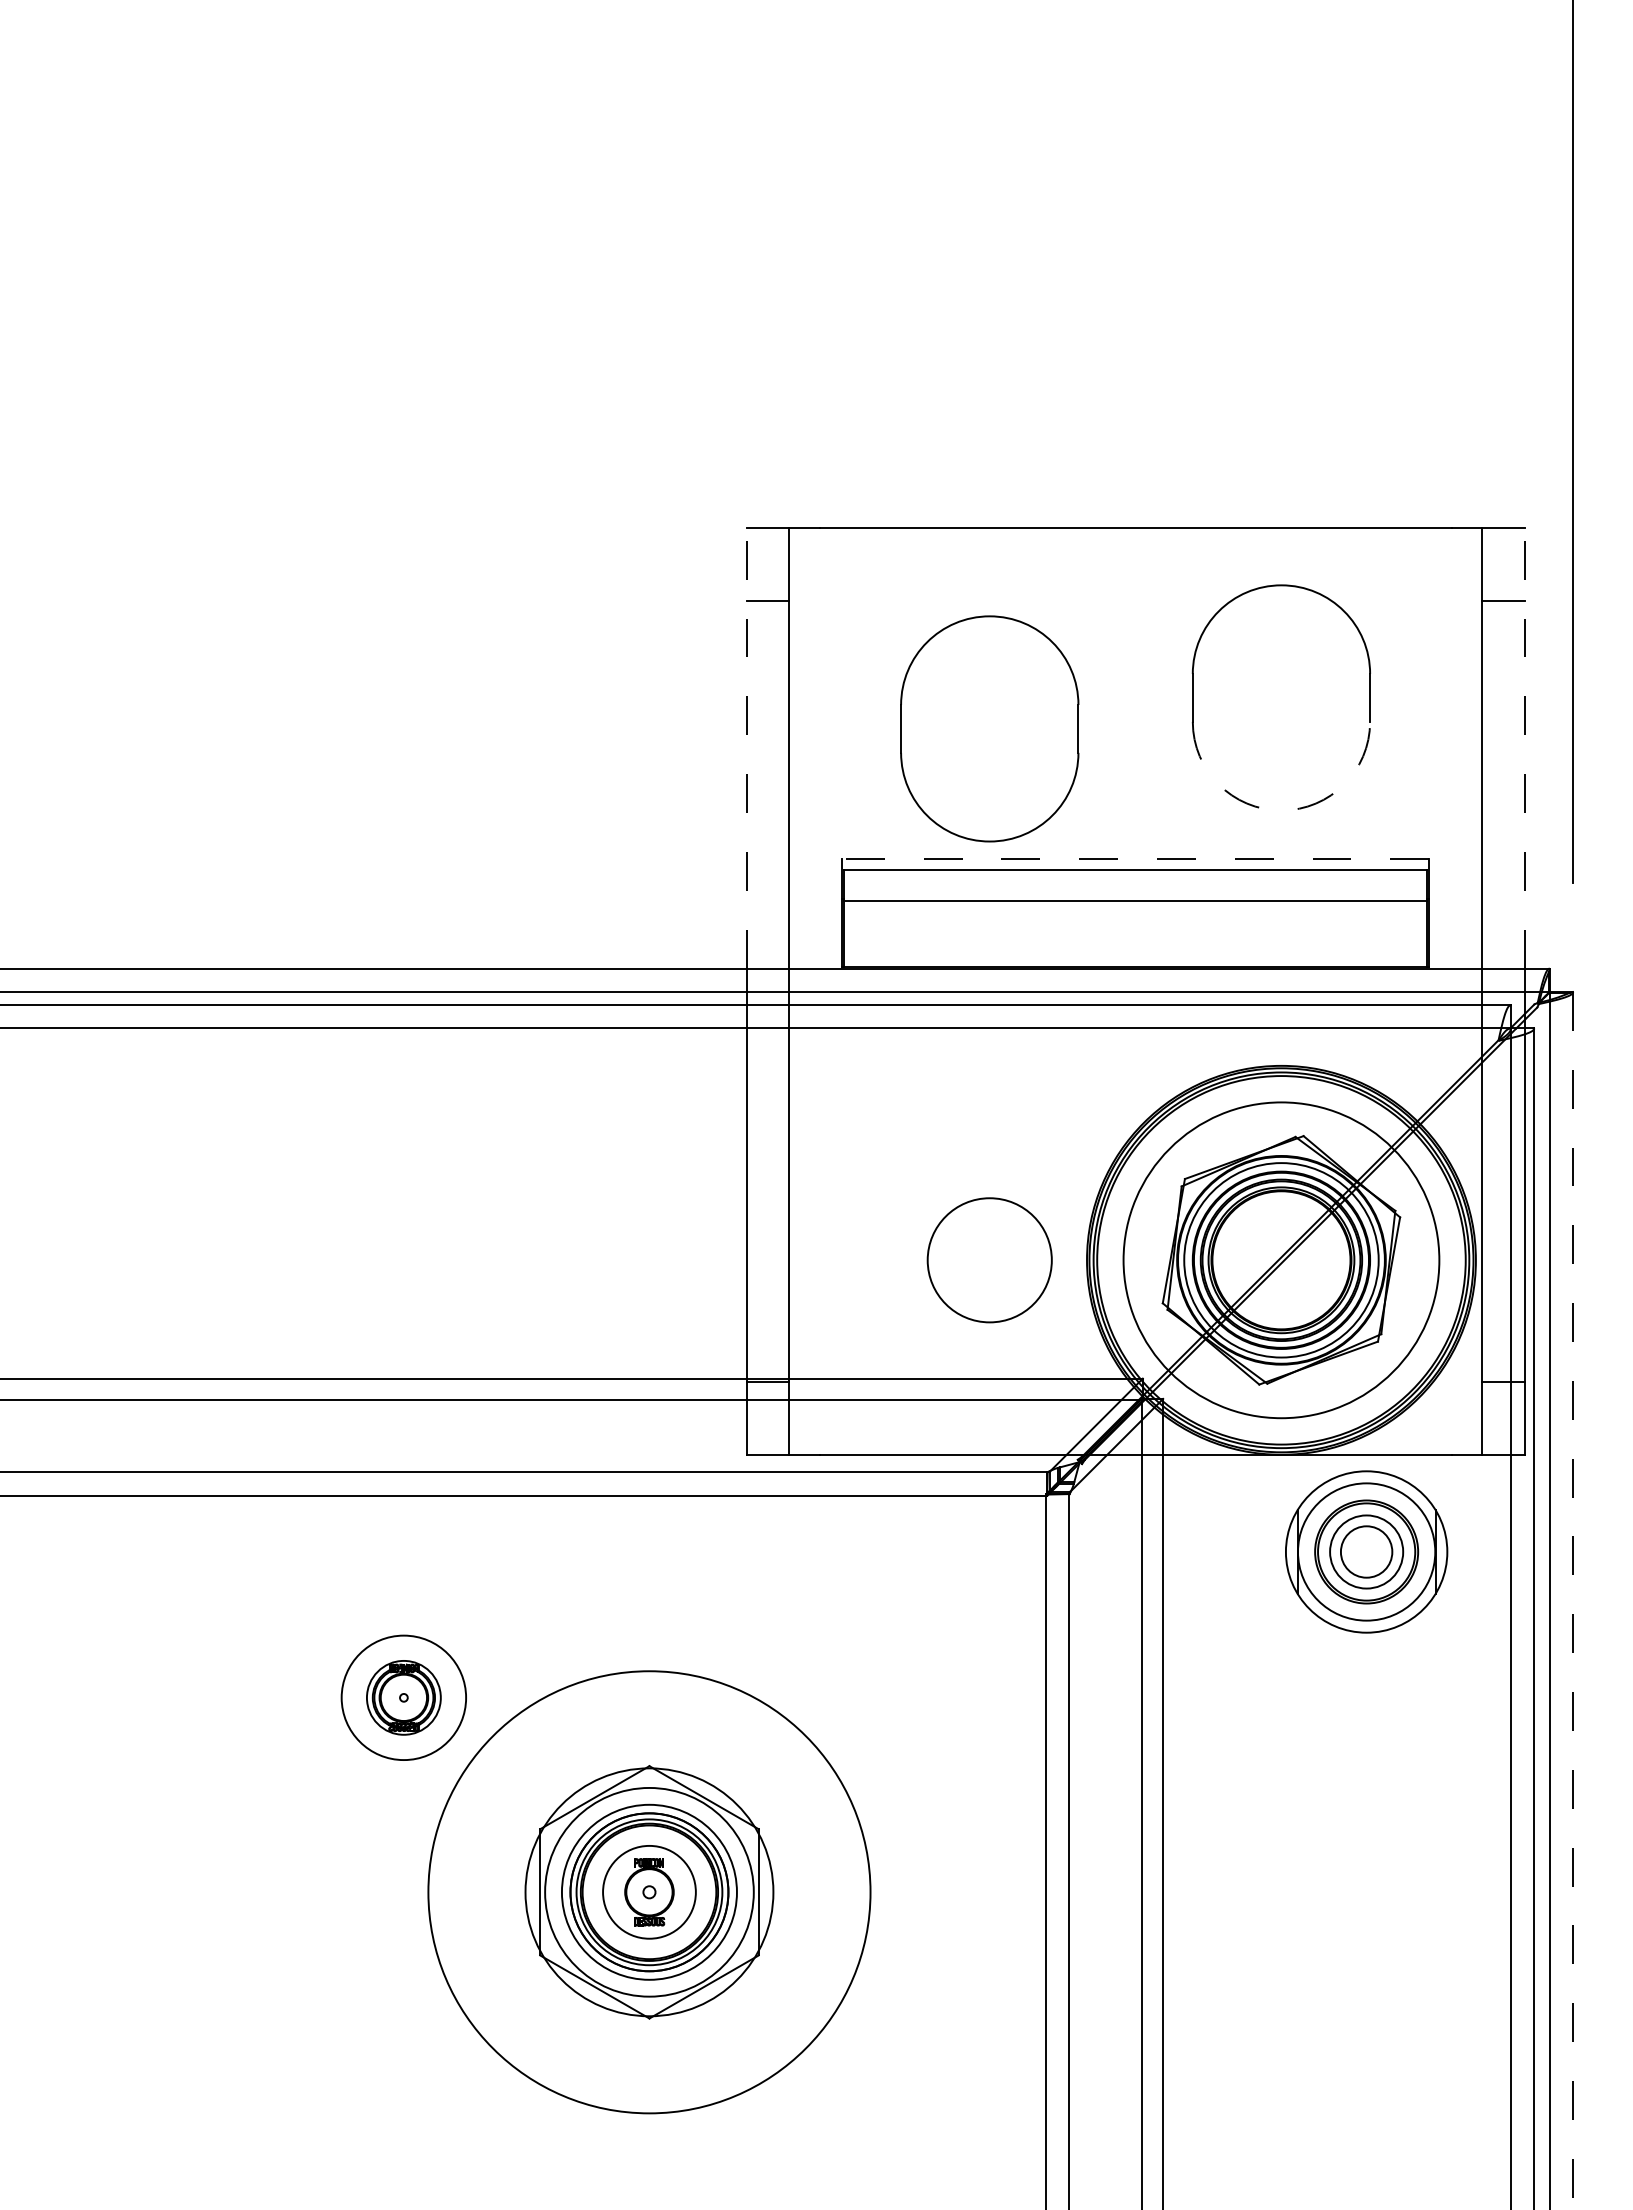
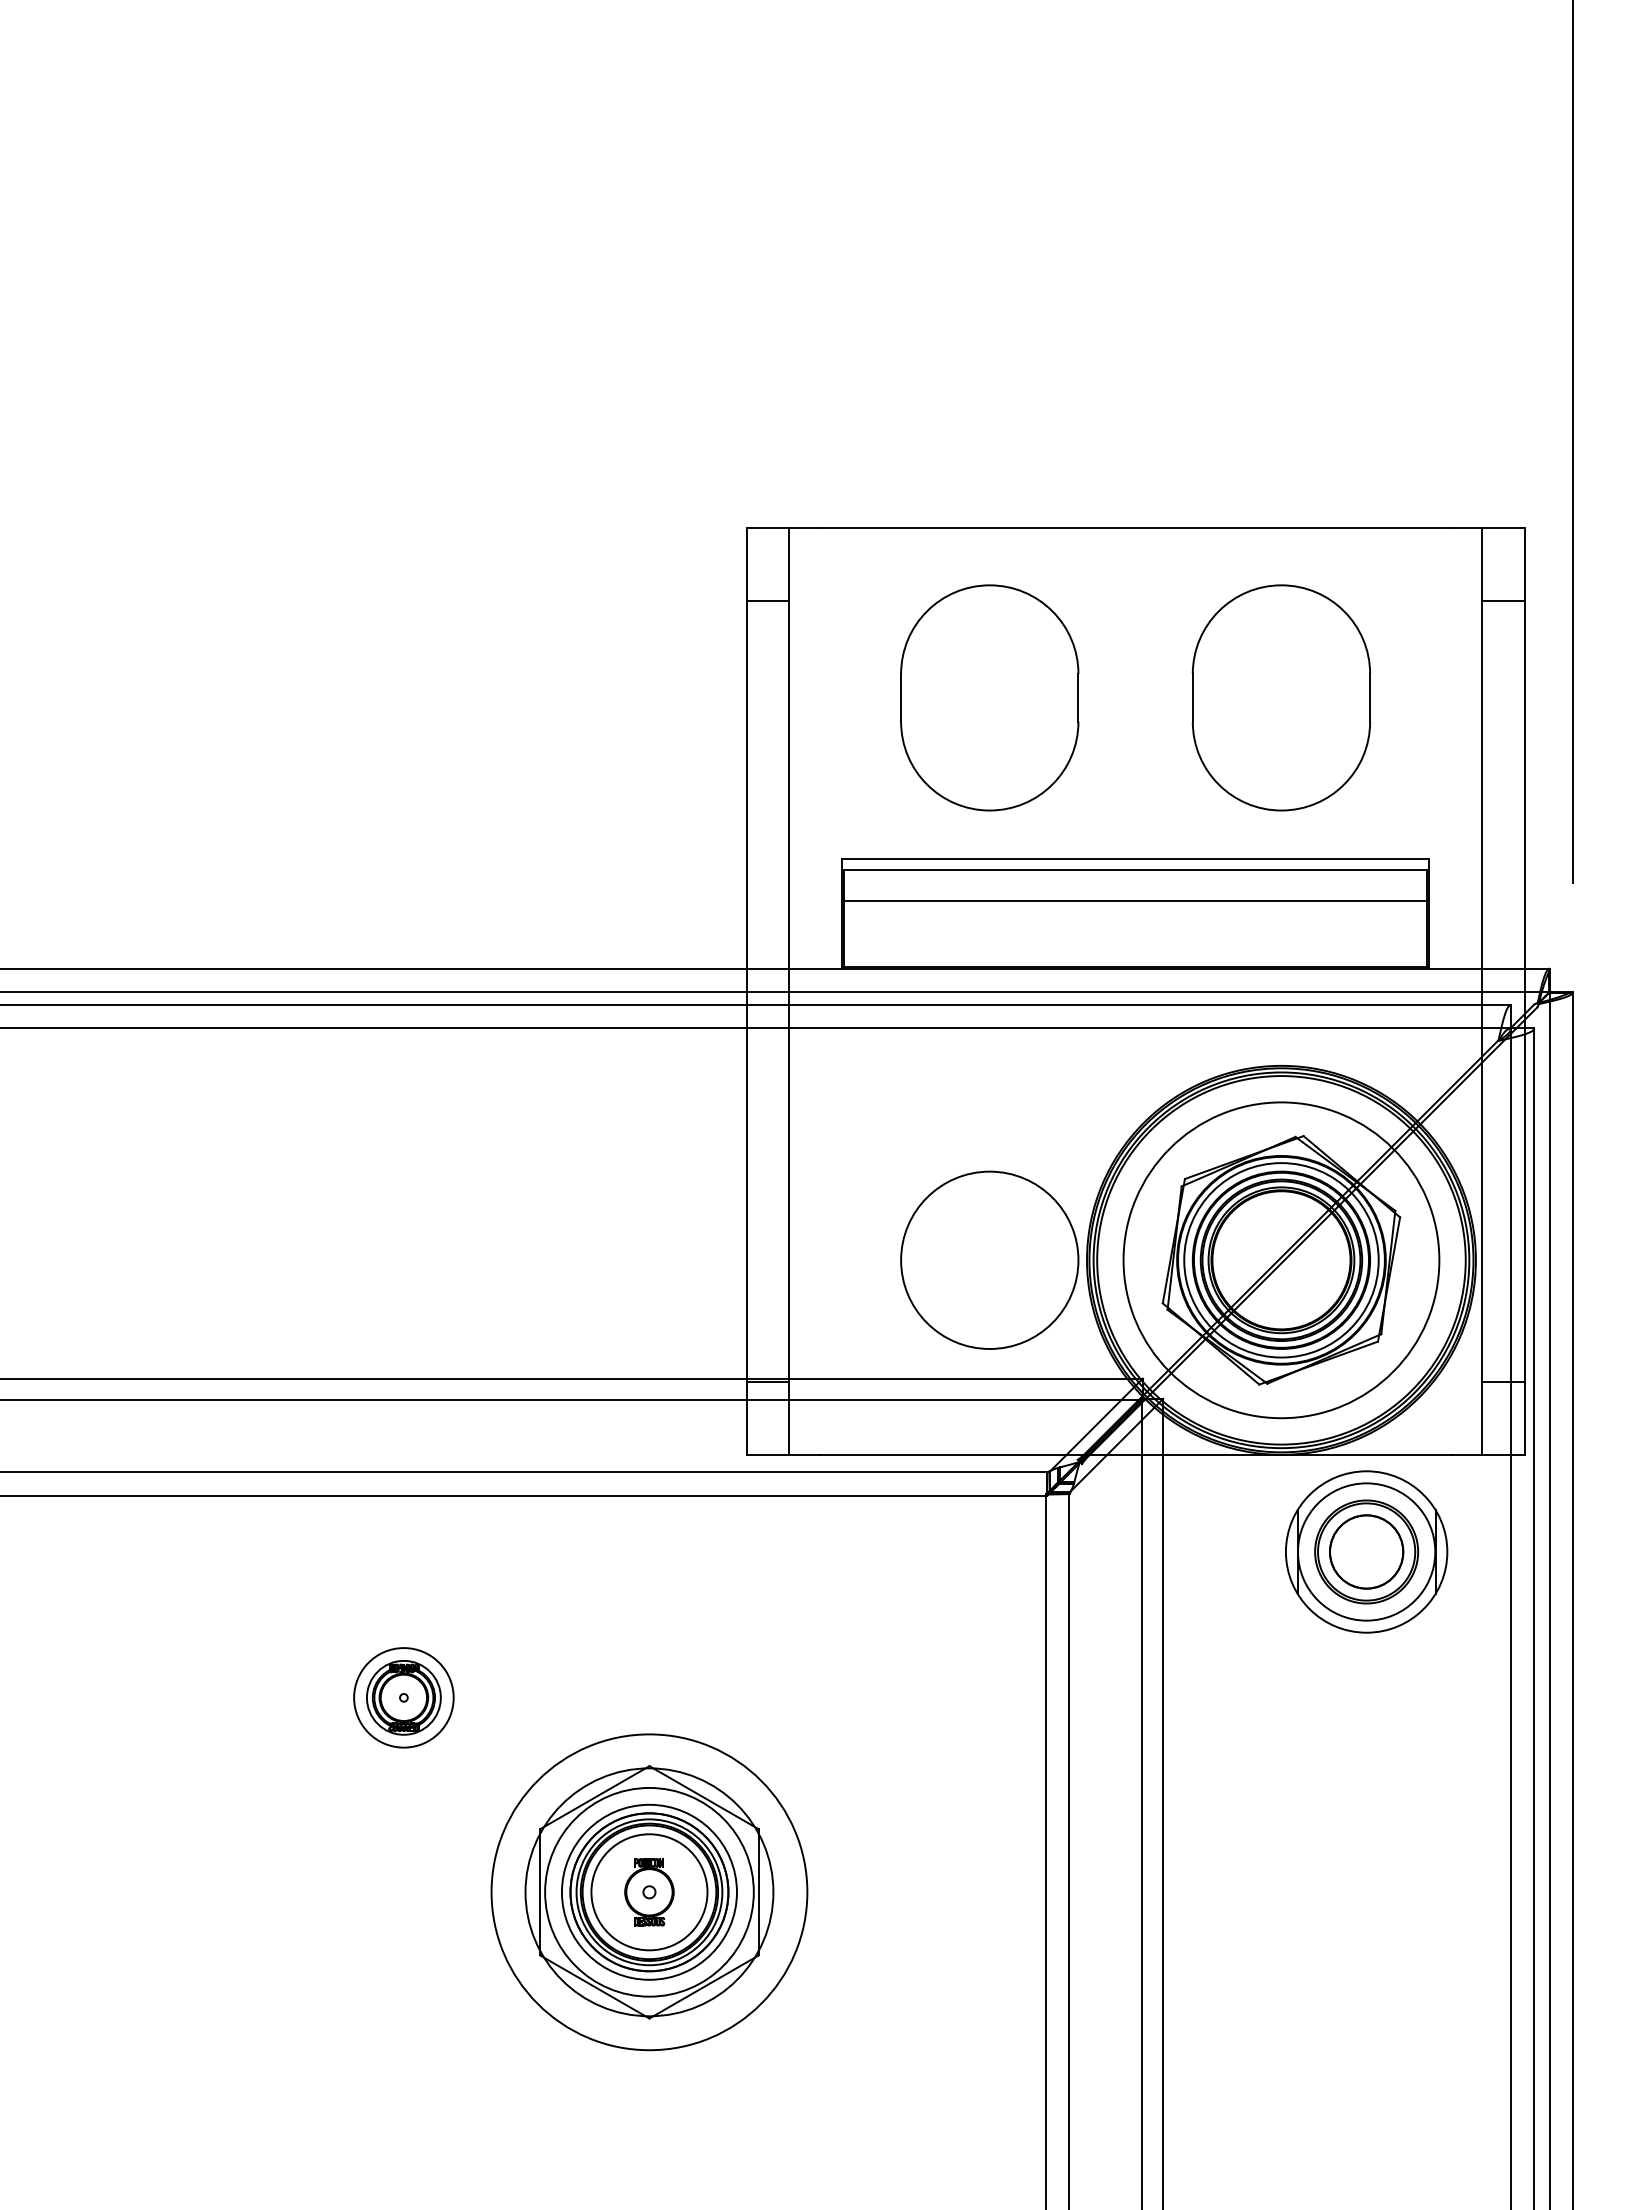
part position: (989, 728) -> (989, 697) (989, 697)
line: dashed -> solid (746, 747)
line: dashed -> solid (1524, 747)
arc: dashed -> solid (1281, 810)
line: dashed -> solid (1135, 858)
circle diameter: 124 px -> 177 px (989, 1259)
circle diameter: 51 px -> 73 px (1366, 1551)
line: dashed -> solid (1573, 1600)
circle diameter: 124 px -> 100 px (403, 1697)
circle diameter: 93 px -> 116 px (649, 1892)
circle diameter: 442 px -> 316 px (649, 1892)
